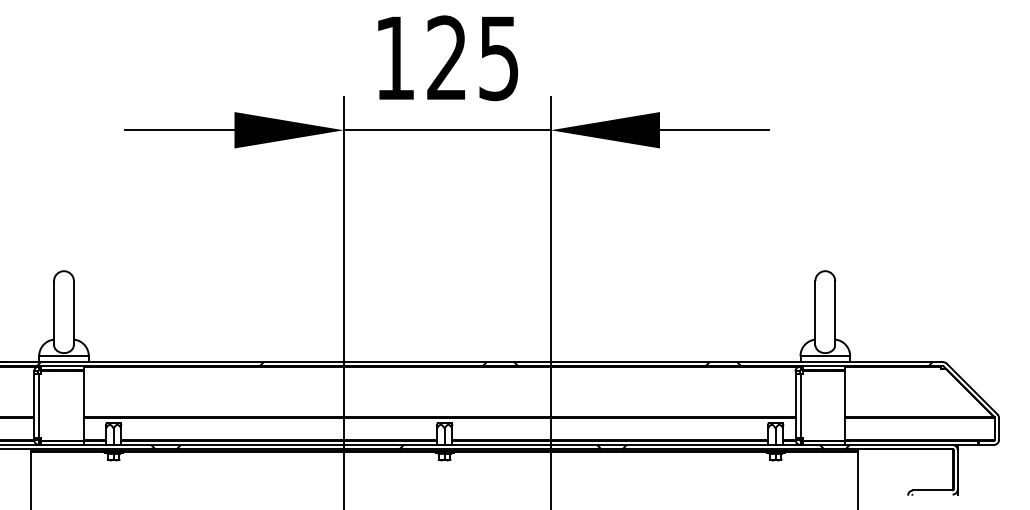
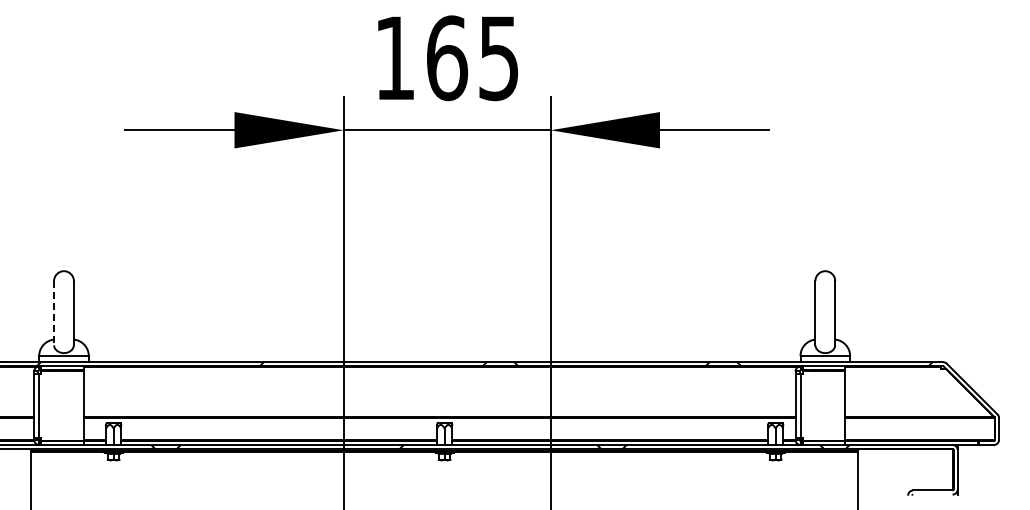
text: 125 -> 165 (447, 58)
line: solid -> dashed (54, 313)
